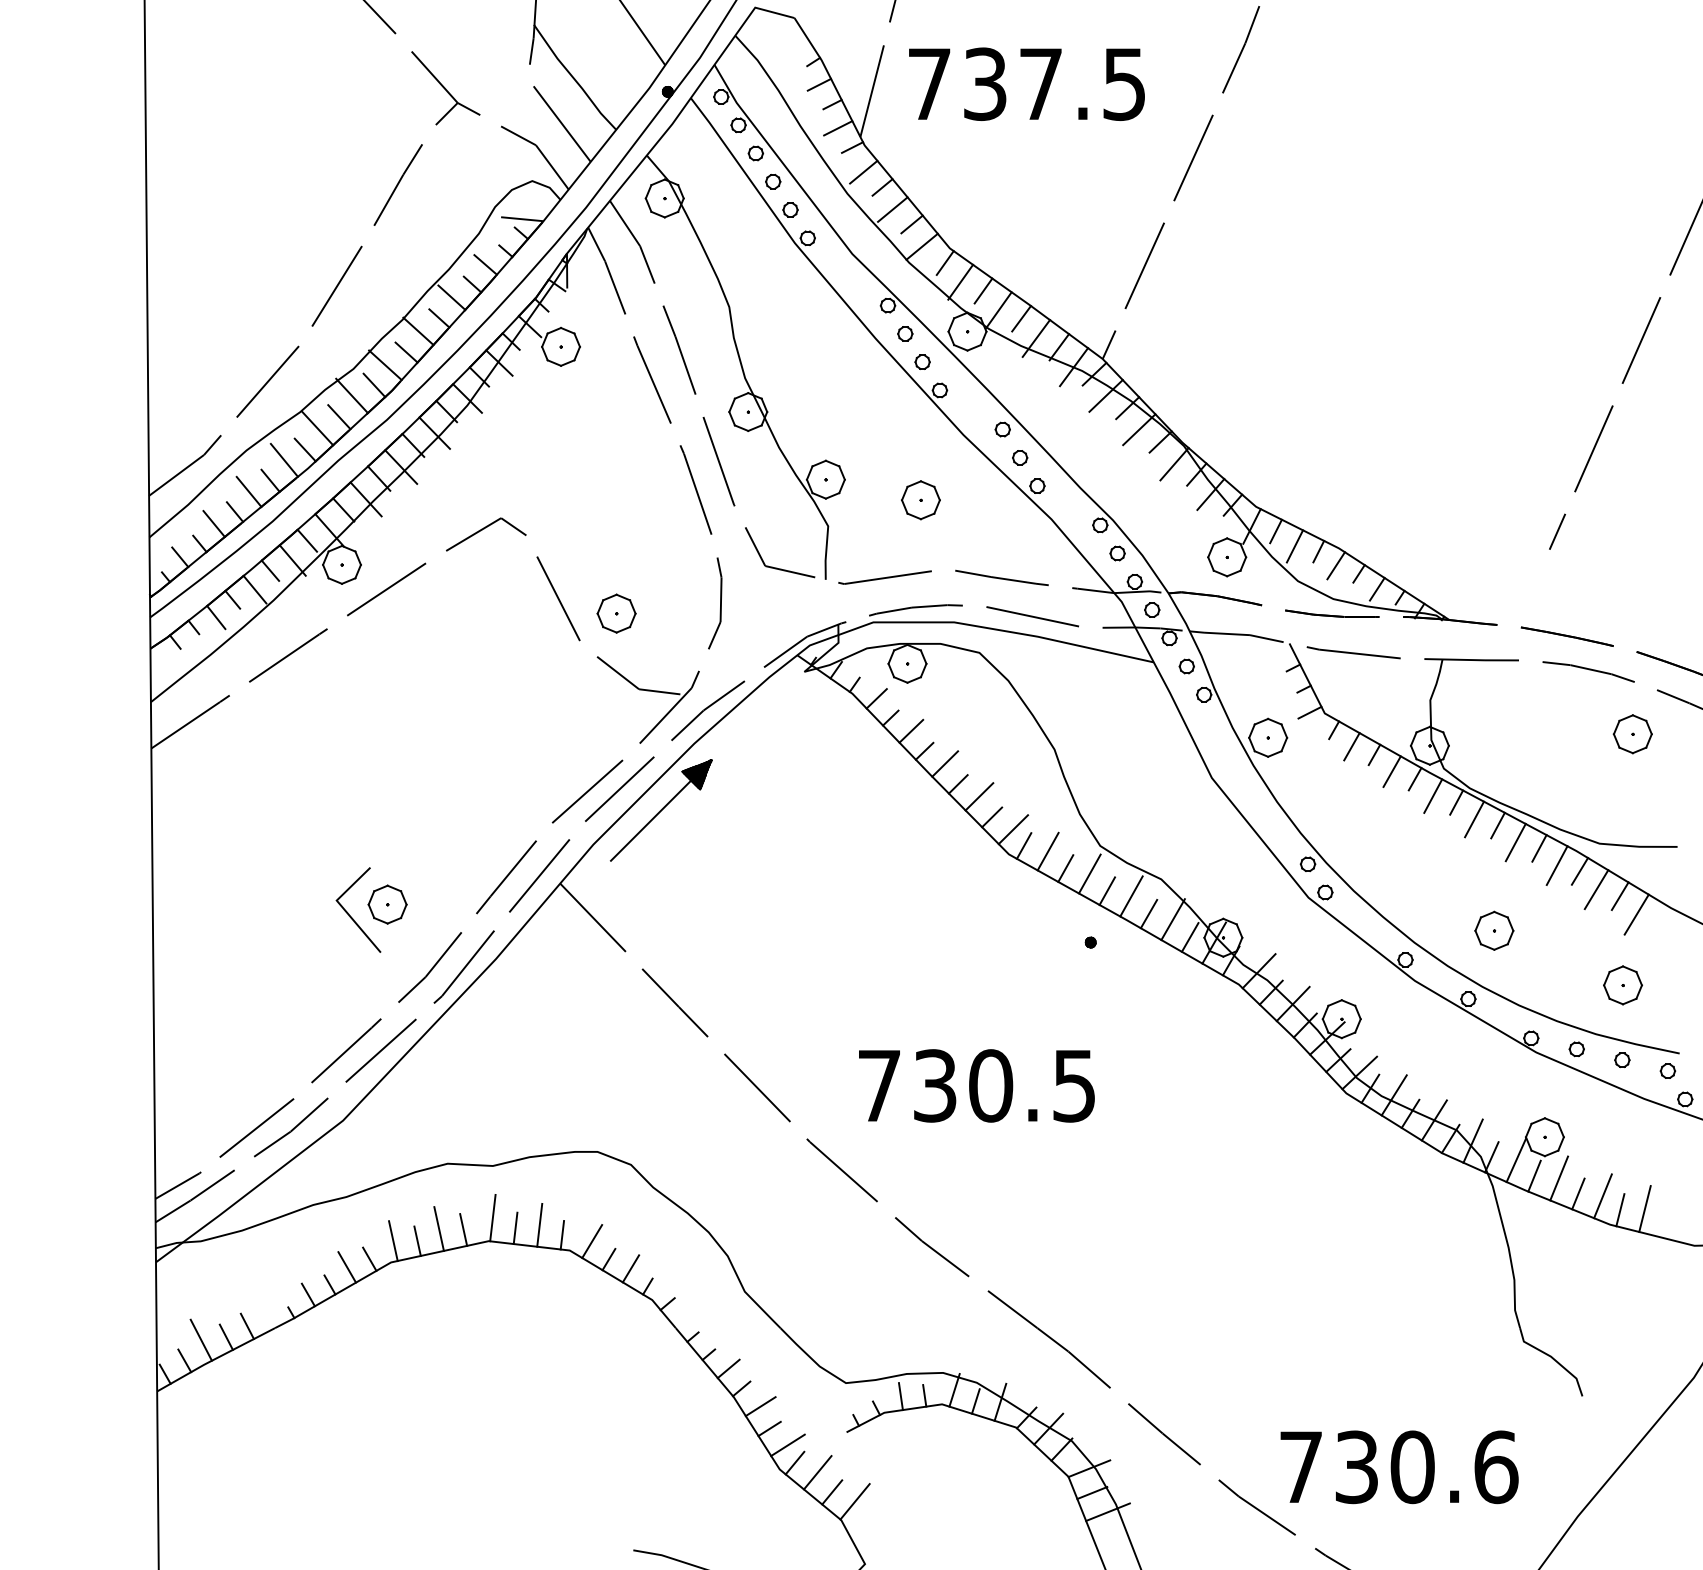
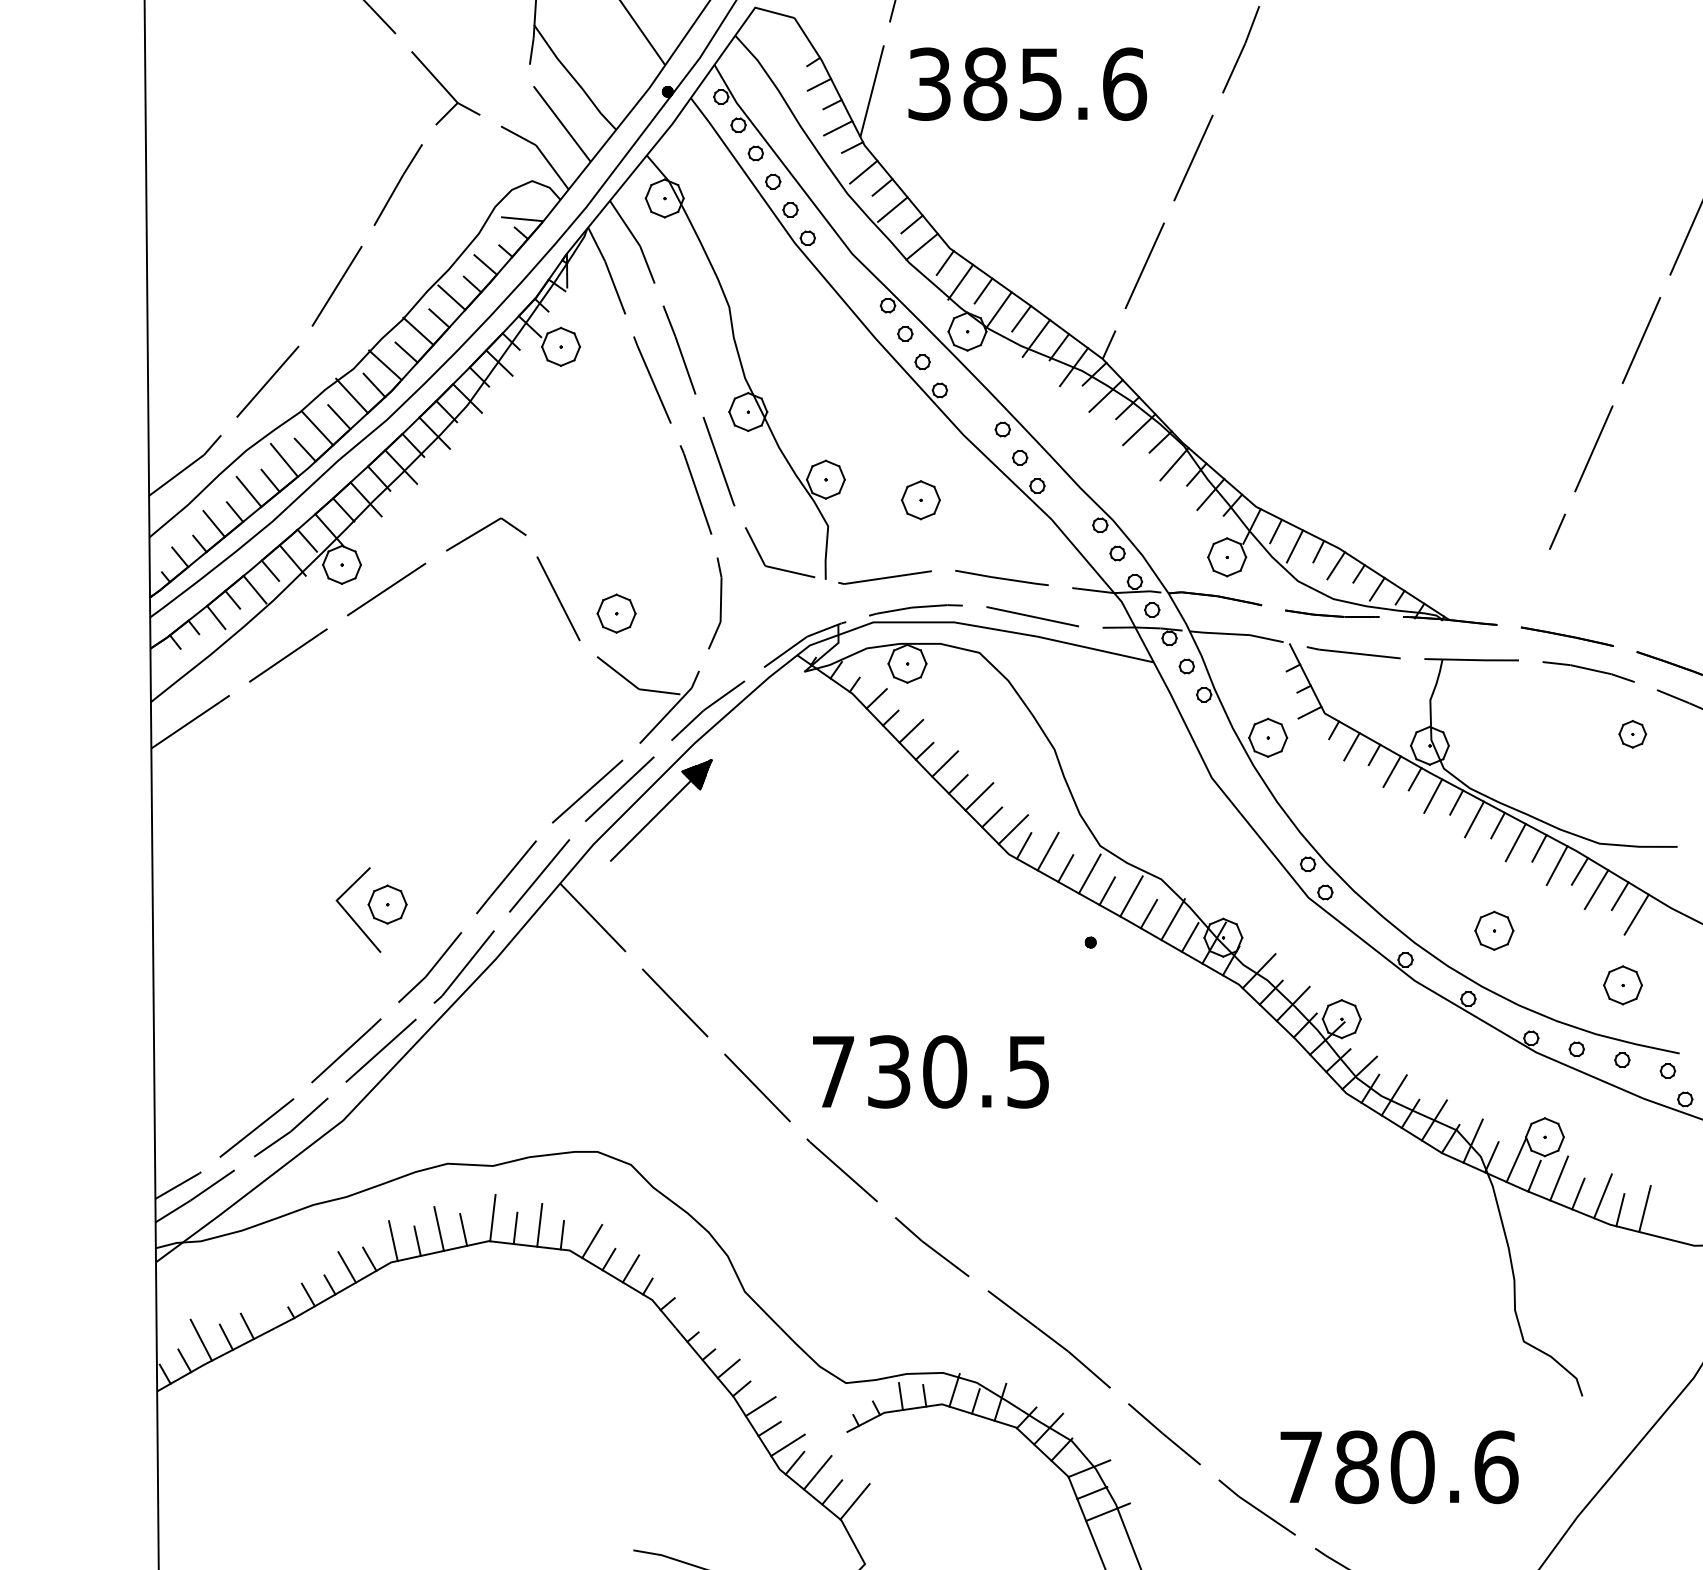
text: 737.5 -> 385.6 (1027, 84)
part size: 41x41 px -> 30x29 px (1632, 734)
text position: (976, 1085) -> (930, 1071) (930, 1071)
text: 730.6 -> 780.6 (1356, 1467)
